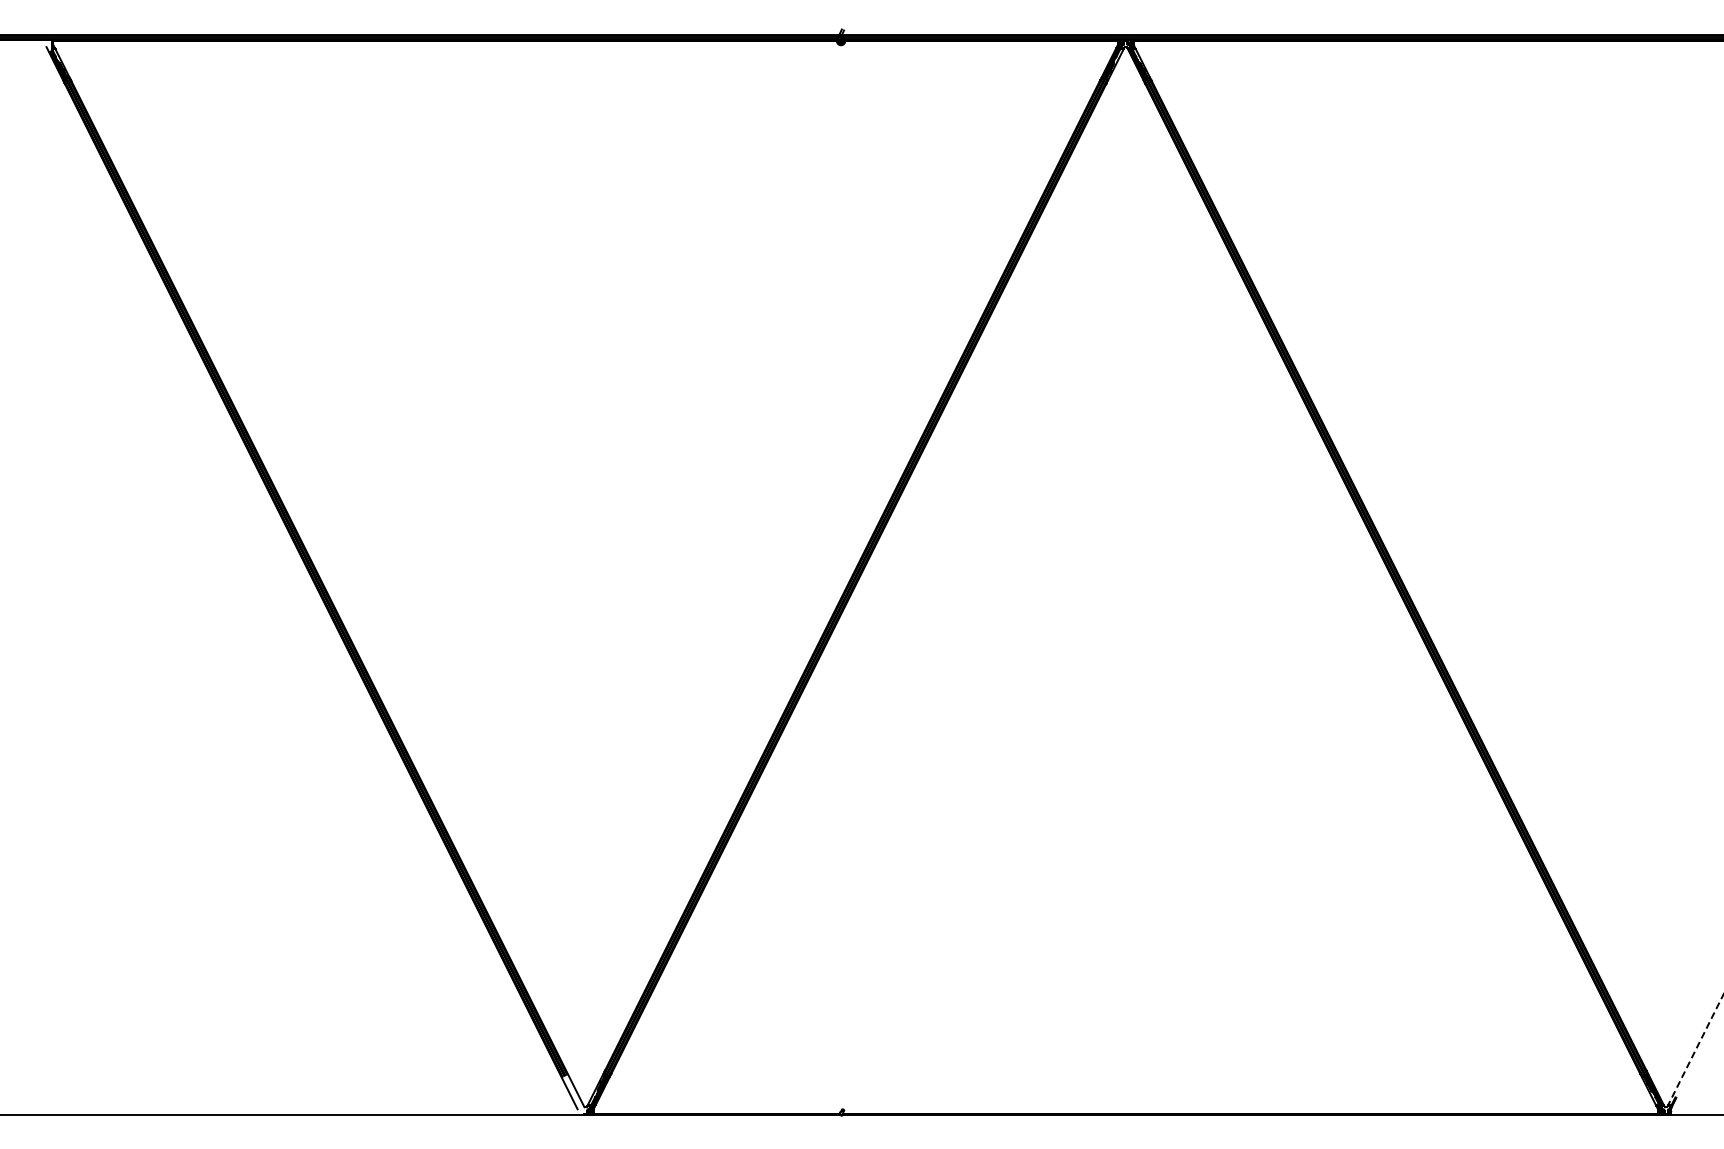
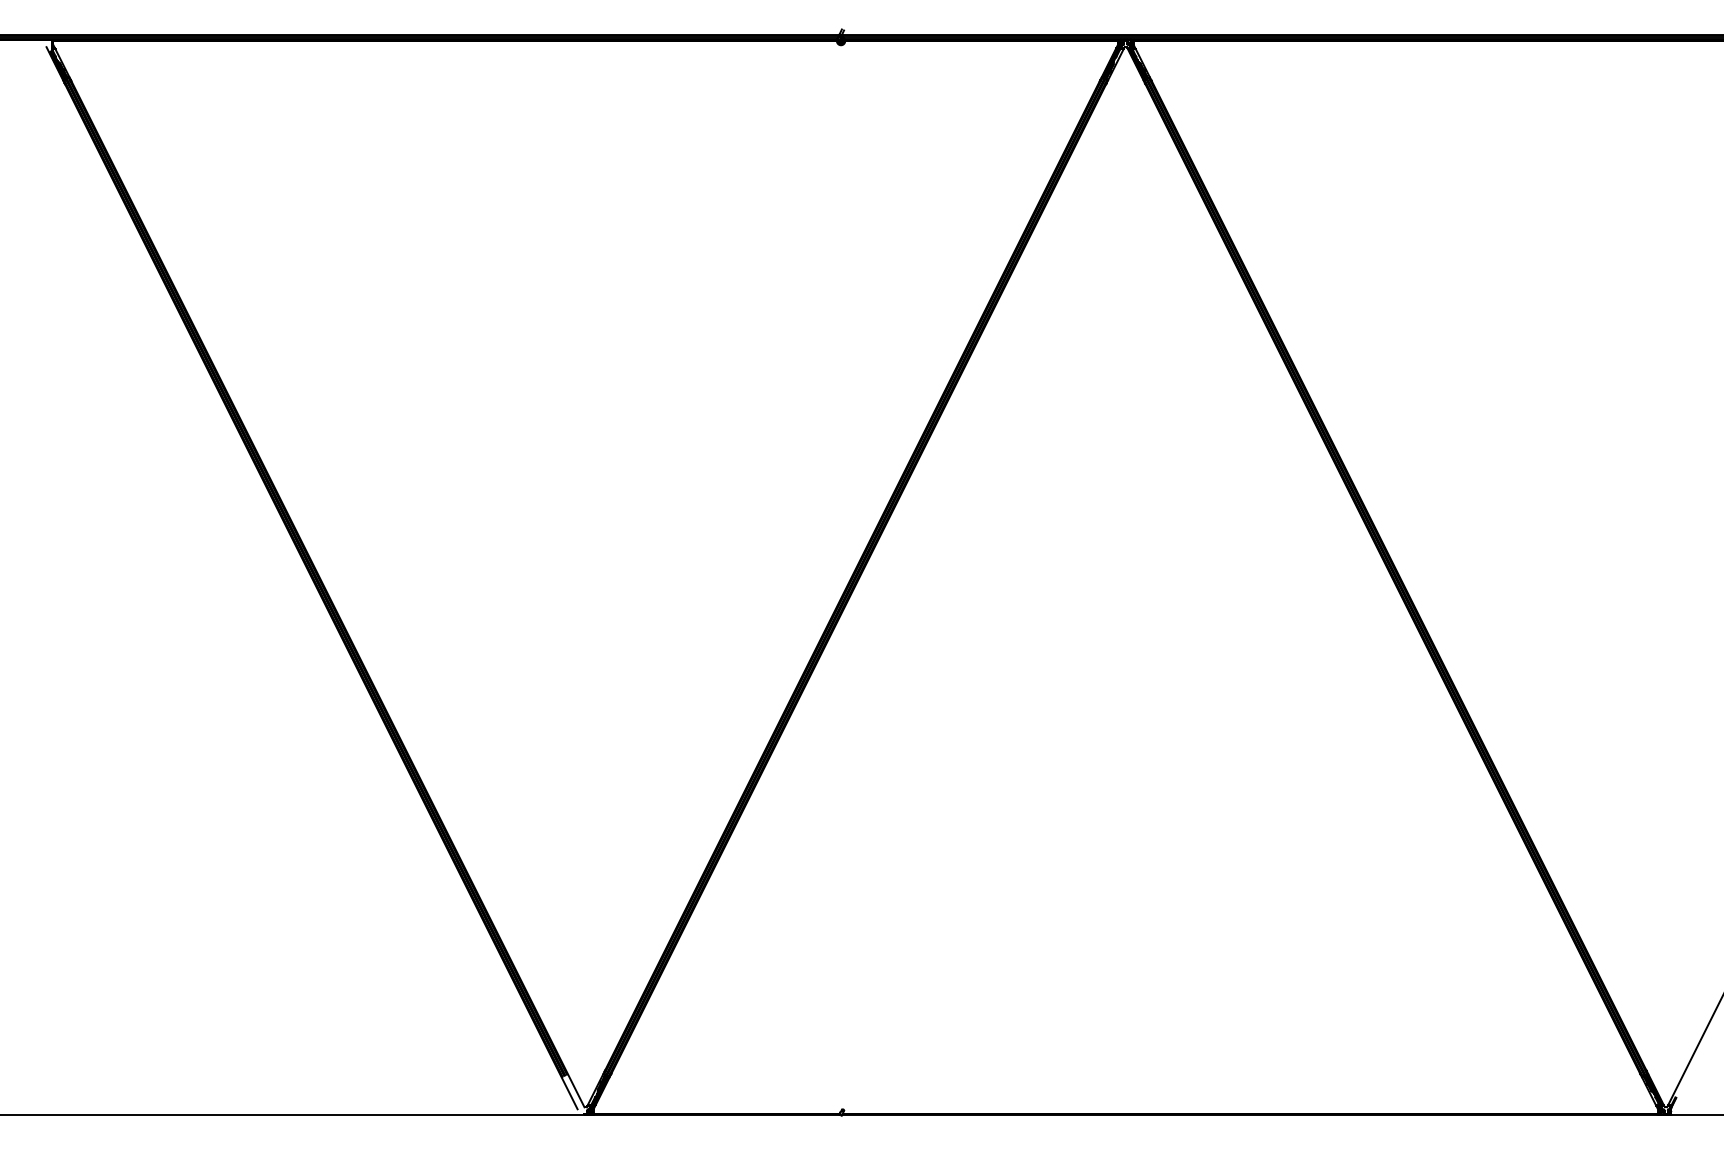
line: dashed -> solid (1695, 1050)
